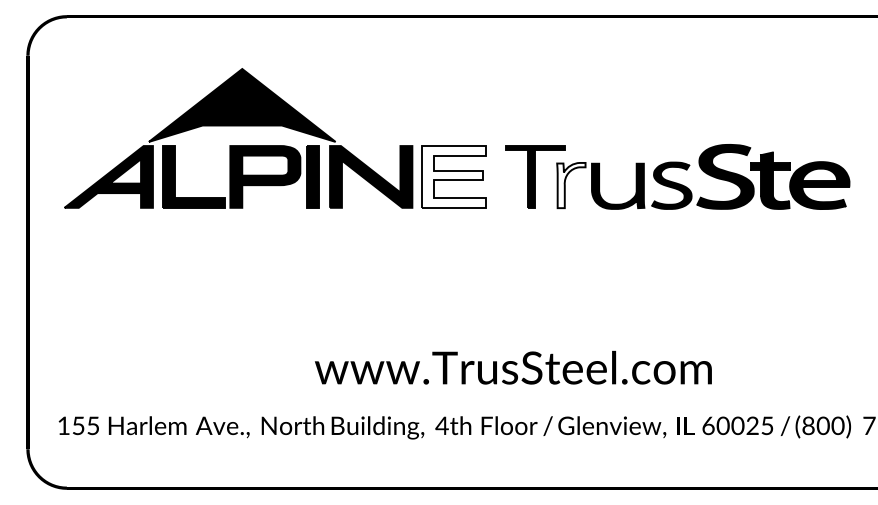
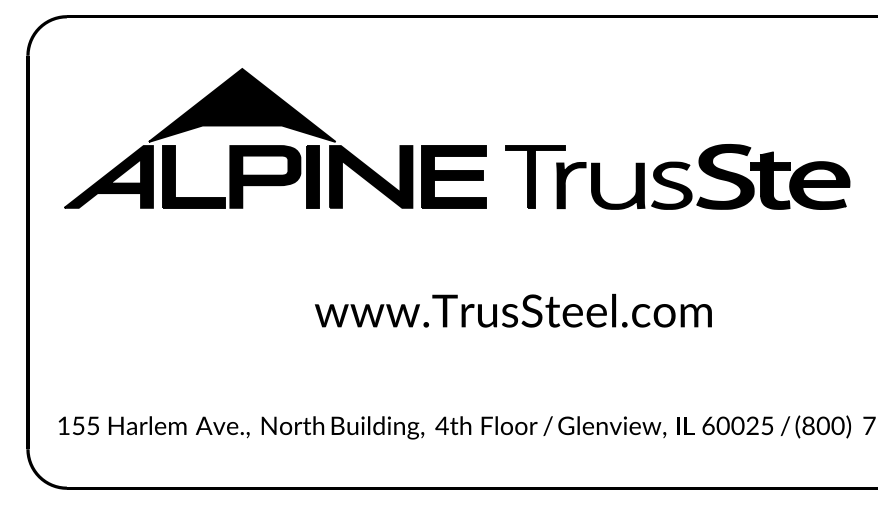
fill: none -> present (453, 176)
fill: none -> present (571, 185)
text position: (513, 367) -> (513, 310) (513, 310)
